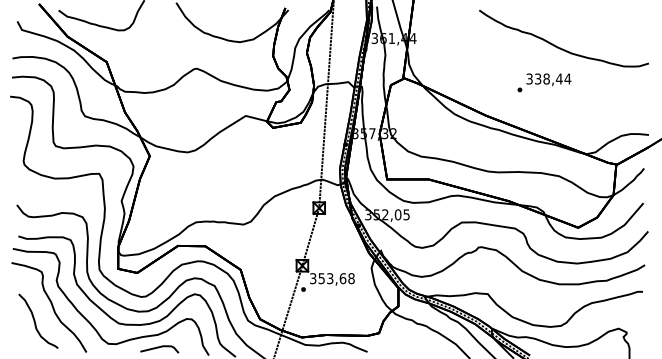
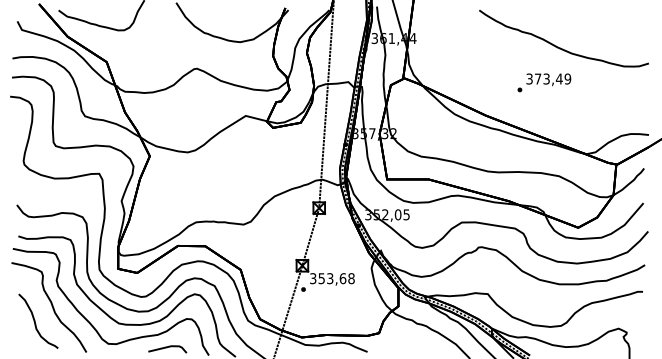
text: 338,44 -> 373,49 (553, 78)
line position: (159, 348) -> (167, 348) (167, 348)
